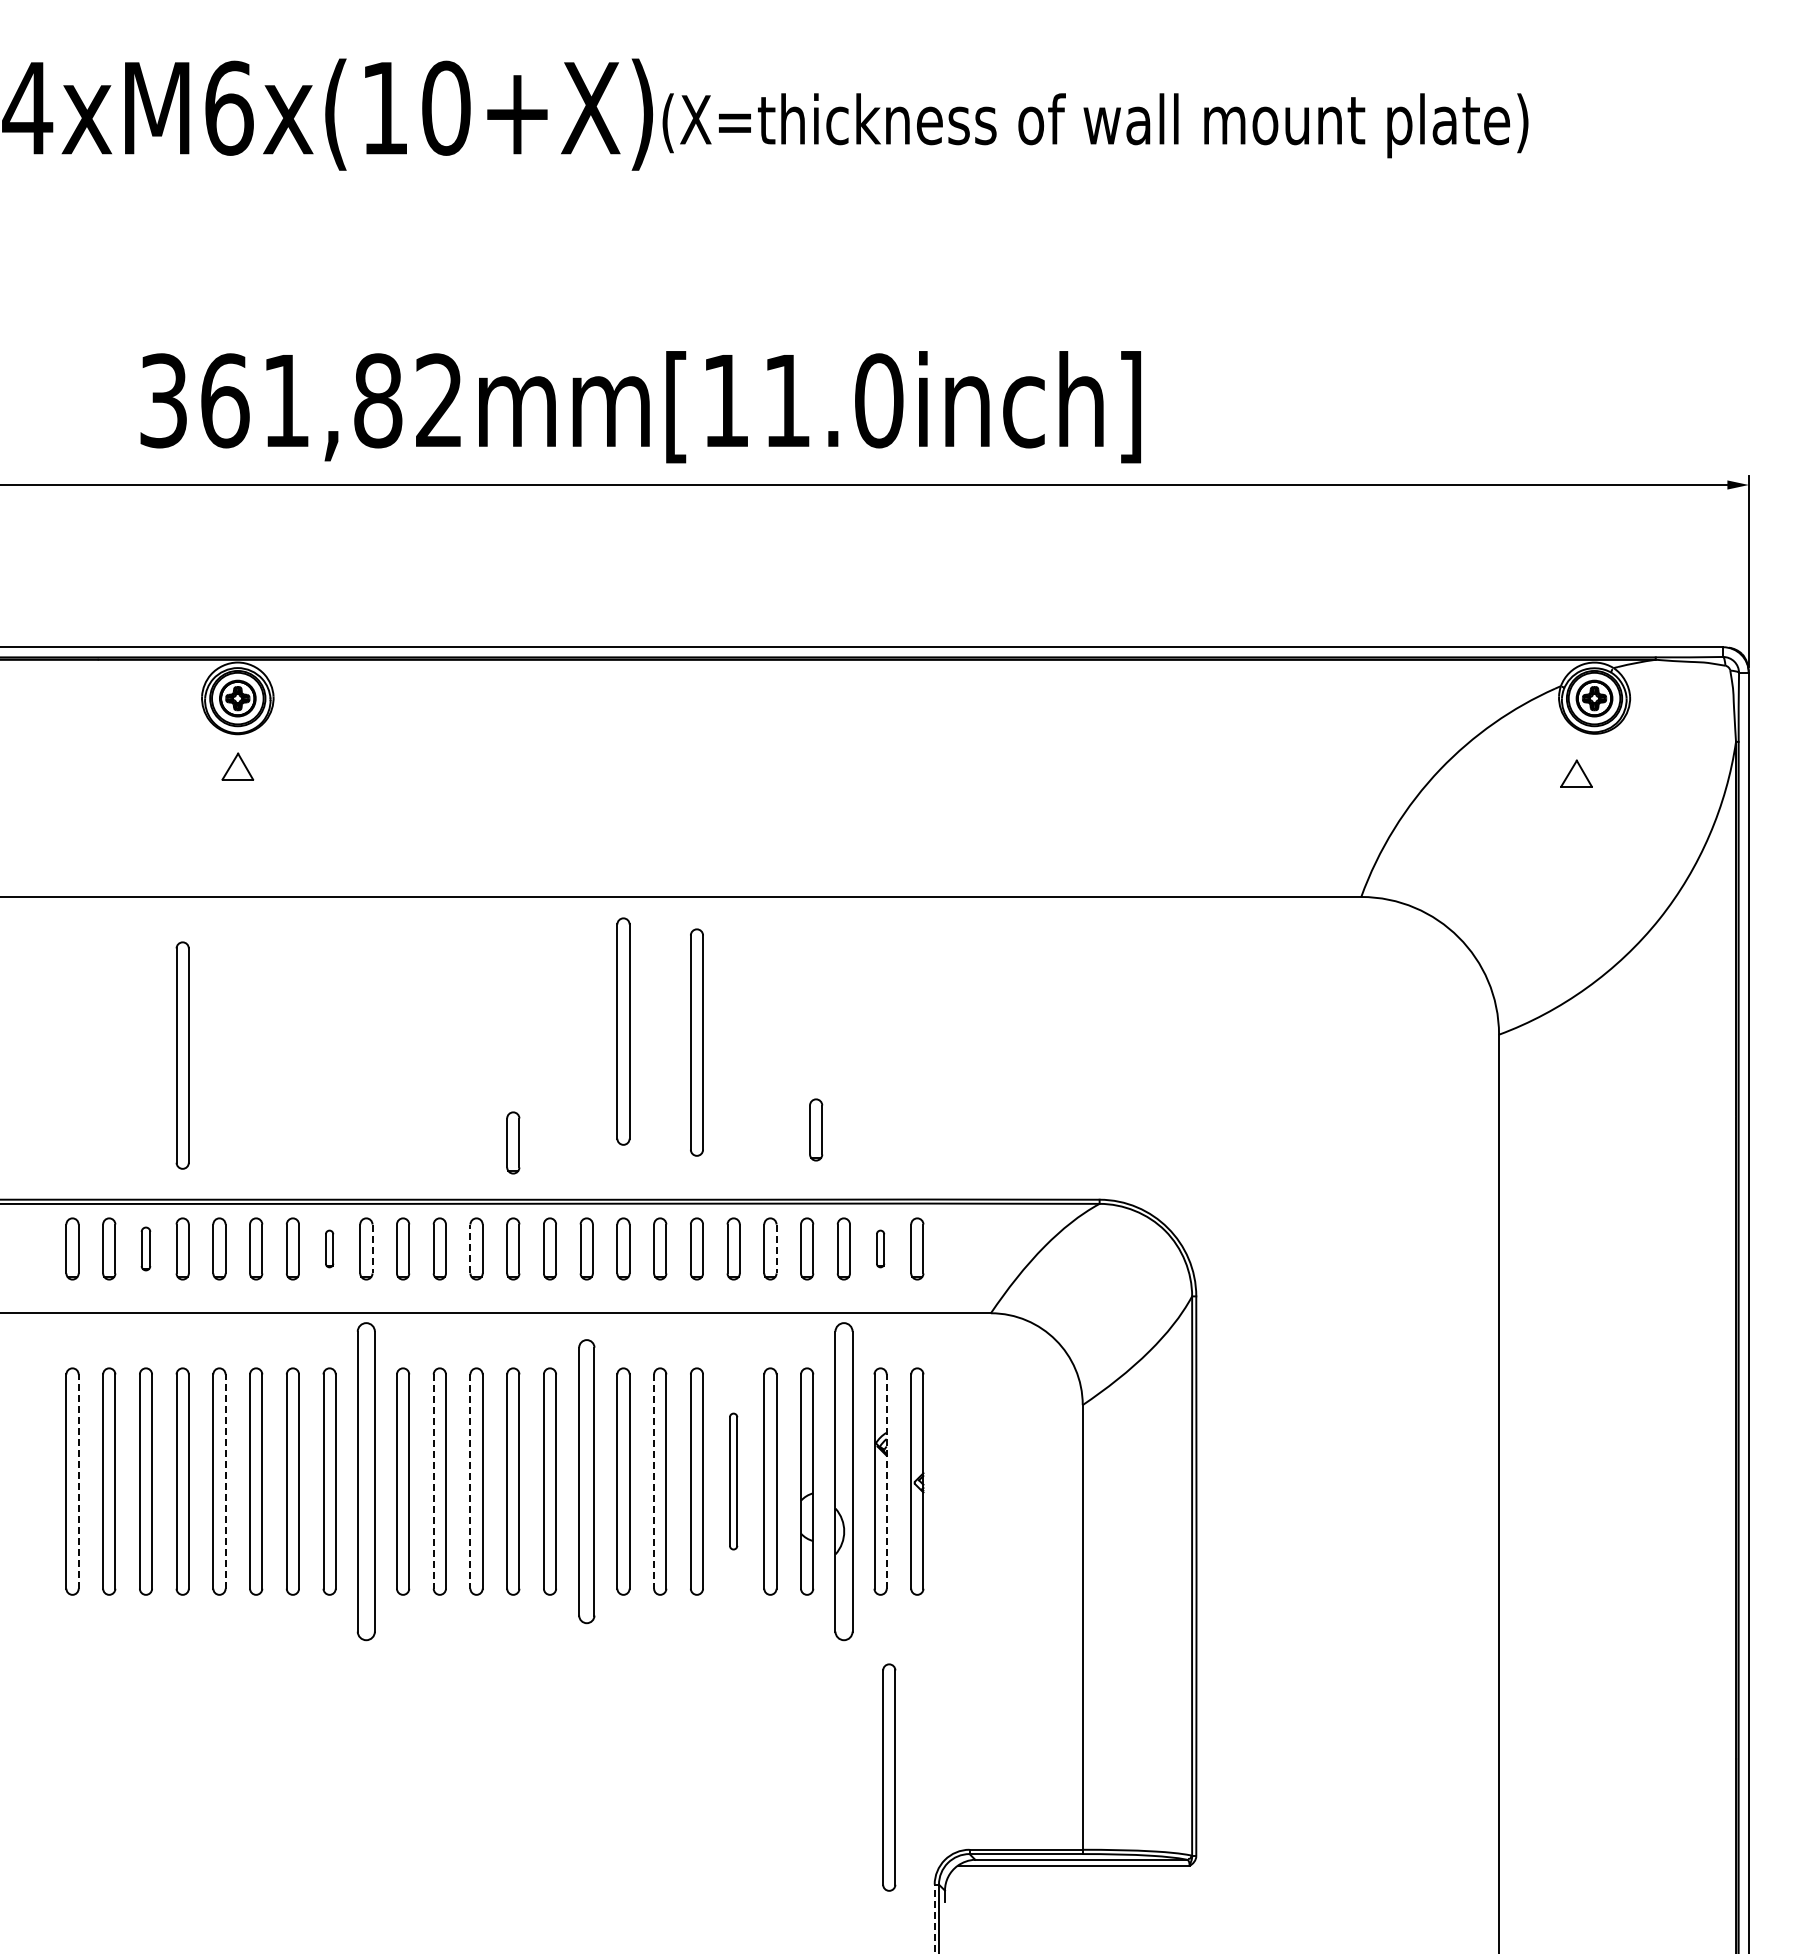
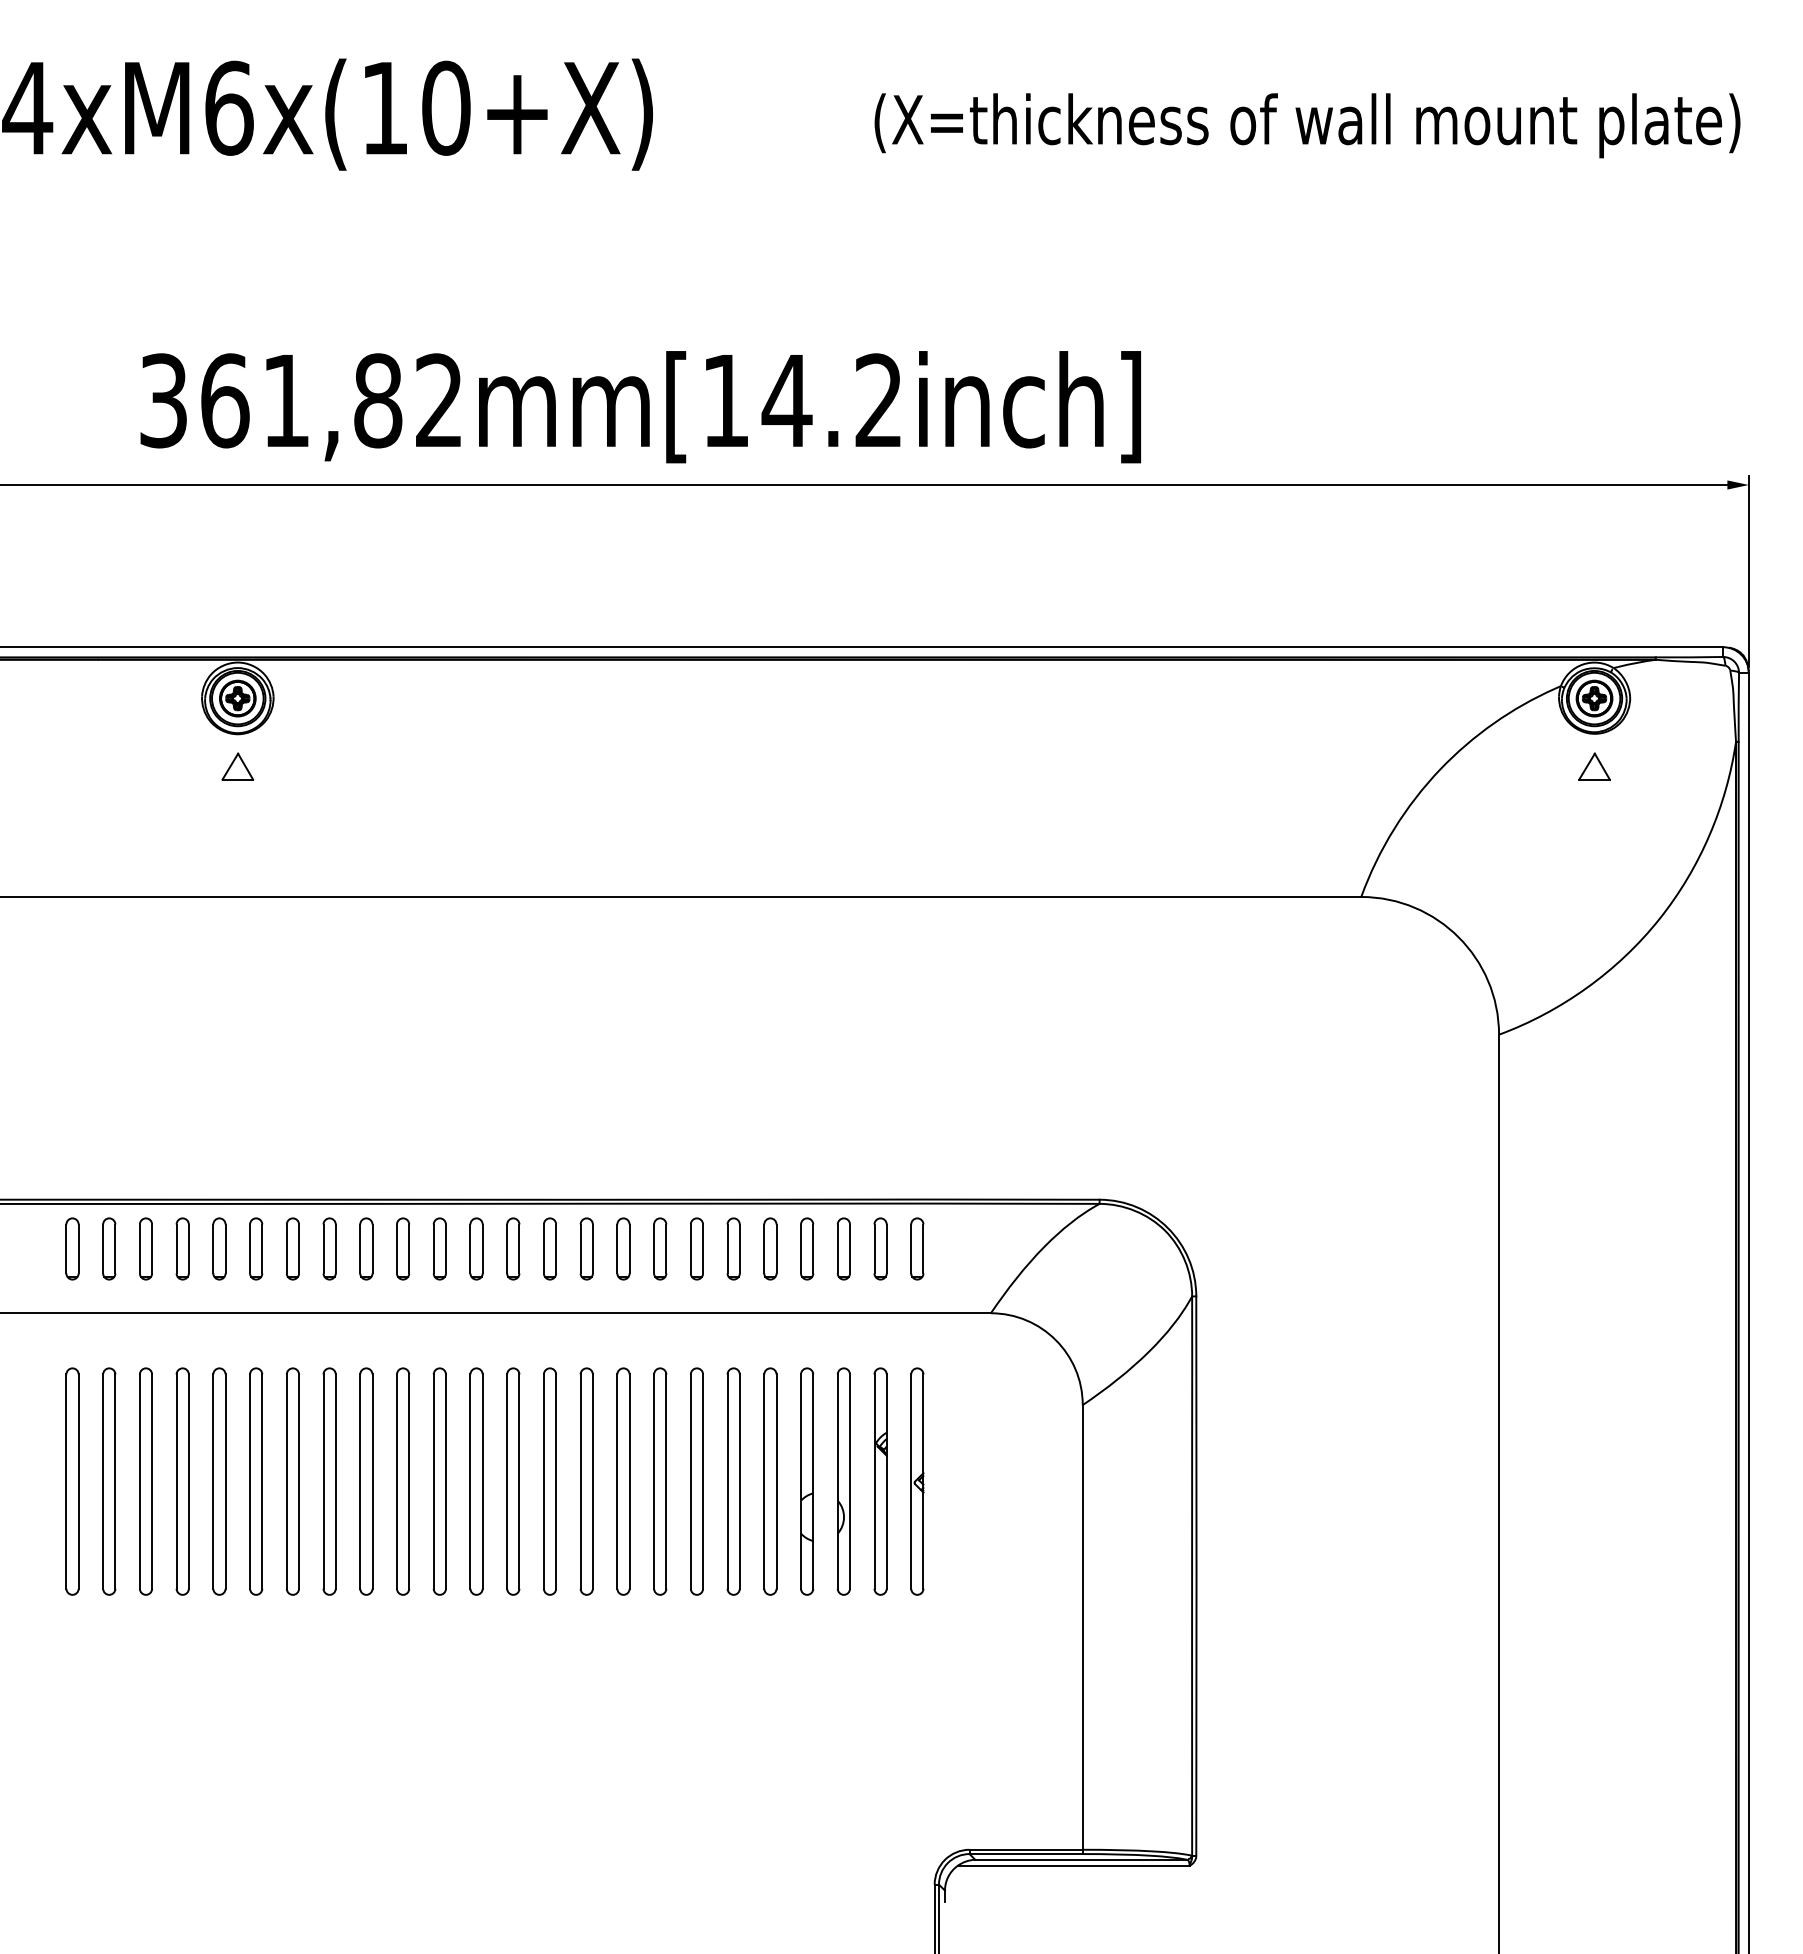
text position: (1095, 125) -> (1307, 125) (1307, 125)
text: 361,82mm[11.0inch] -> 361,82mm[14.2inch] (832, 400)
part position: (1576, 773) -> (1594, 766) (1594, 766)
part: present -> none (623, 1031)
part: present -> none (696, 1042)
part: present -> none (182, 1055)
part: present -> none (816, 1129)
part: present -> none (513, 1142)
part size: 12x46 px -> 14x64 px (145, 1248)
part size: 10x40 px -> 15x64 px (329, 1248)
line: dashed -> solid (470, 1248)
part size: 10x40 px -> 15x64 px (880, 1248)
line: dashed -> solid (372, 1249)
line: dashed -> solid (776, 1249)
line: dashed -> solid (78, 1481)
line: dashed -> solid (225, 1481)
part size: 20x320 px -> 15x229 px (366, 1481)
part size: 18x286 px -> 15x229 px (586, 1481)
part size: 10x139 px -> 15x229 px (733, 1481)
part size: 20x320 px -> 15x229 px (843, 1481)
line: dashed -> solid (886, 1481)
line: dashed -> solid (433, 1482)
line: dashed -> solid (470, 1482)
line: dashed -> solid (654, 1482)
part: present -> none (889, 1777)
line: dashed -> solid (934, 1918)
